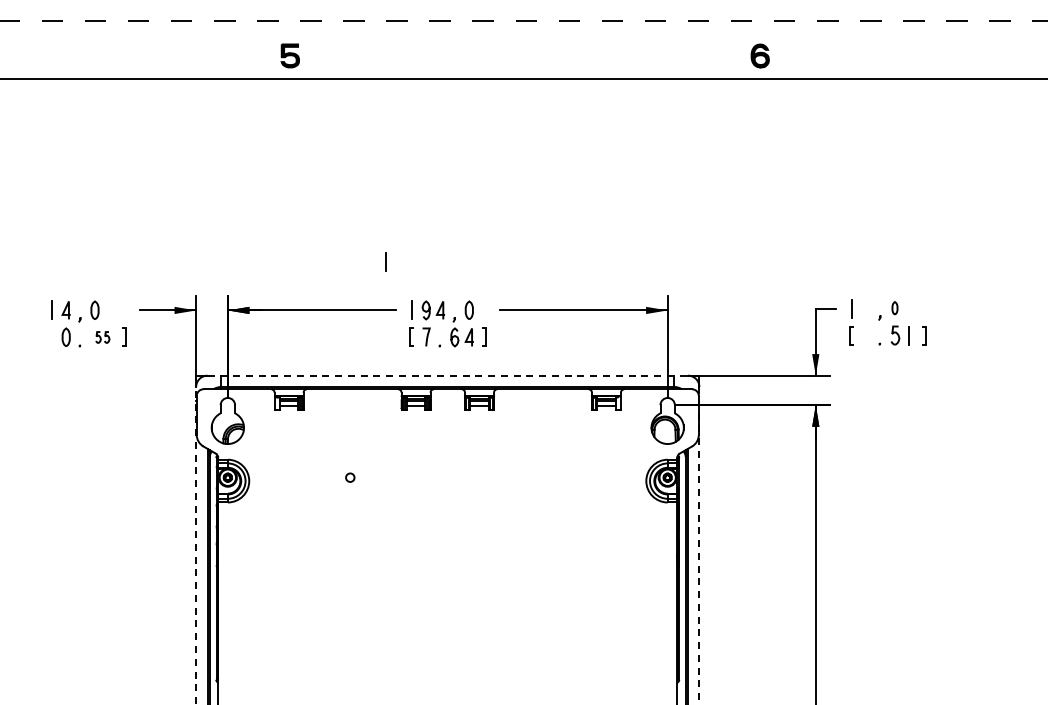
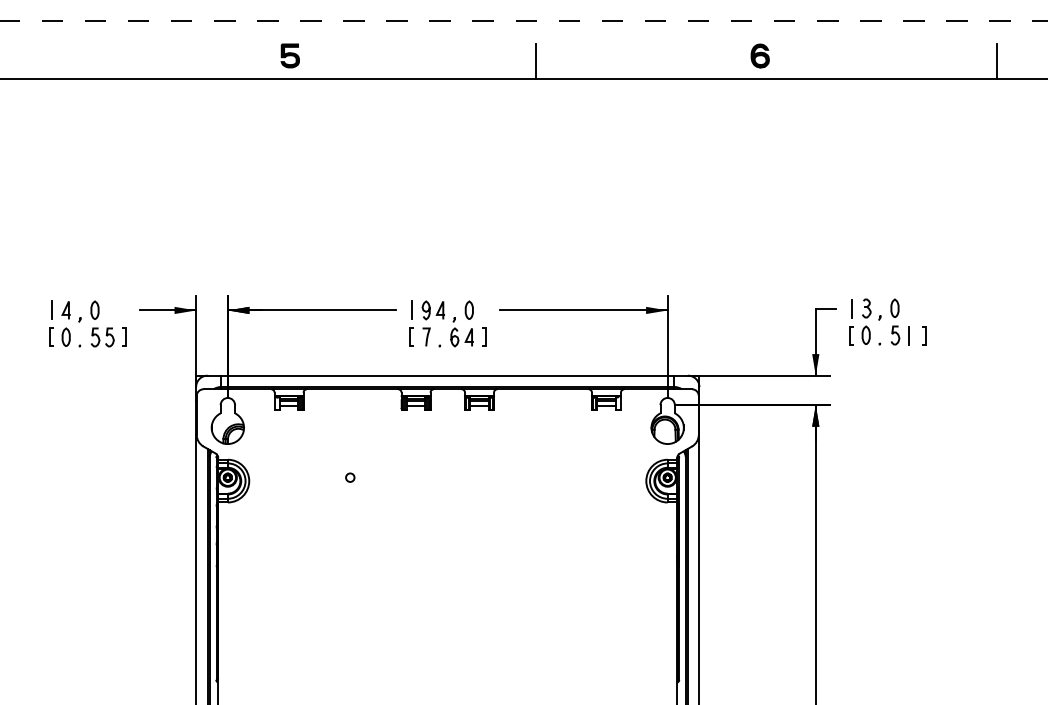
line: none -> present (536, 61)
line: none -> present (997, 61)
line: present -> none (385, 261)
part size: 8x15 px -> 10x20 px (894, 307)
part: none -> present (866, 321)
line: none -> present (50, 336)
part size: 16x13 px -> 24x21 px (102, 337)
line: dashed -> solid (448, 375)
line: dashed -> solid (196, 545)
line: dashed -> solid (699, 545)
